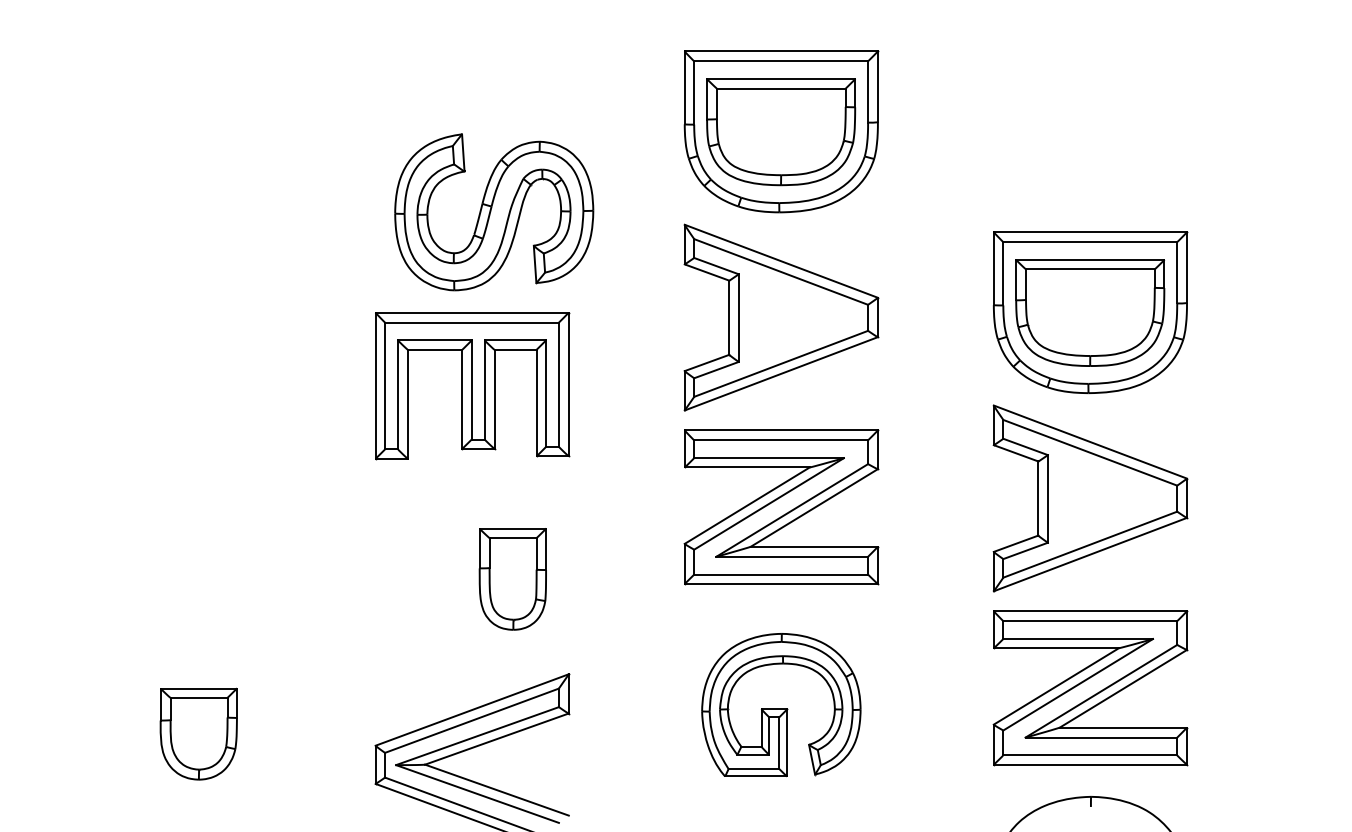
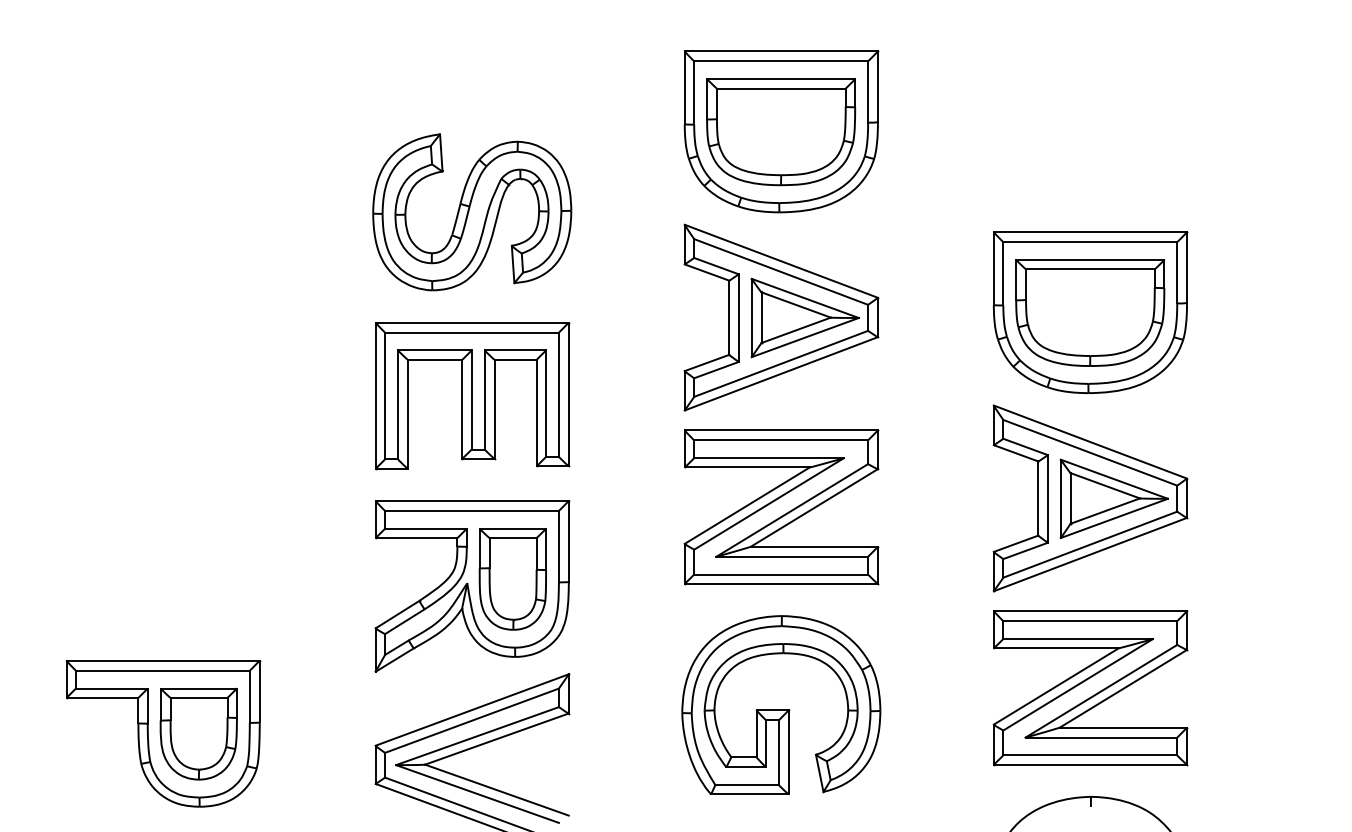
part position: (494, 212) -> (472, 212) (472, 212)
part: none -> present (804, 317)
part position: (472, 386) -> (472, 396) (472, 396)
part: none -> present (1113, 498)
part: none -> present (472, 586)
part size: 161x145 px -> 201x180 px (781, 704)
part: none -> present (163, 733)
